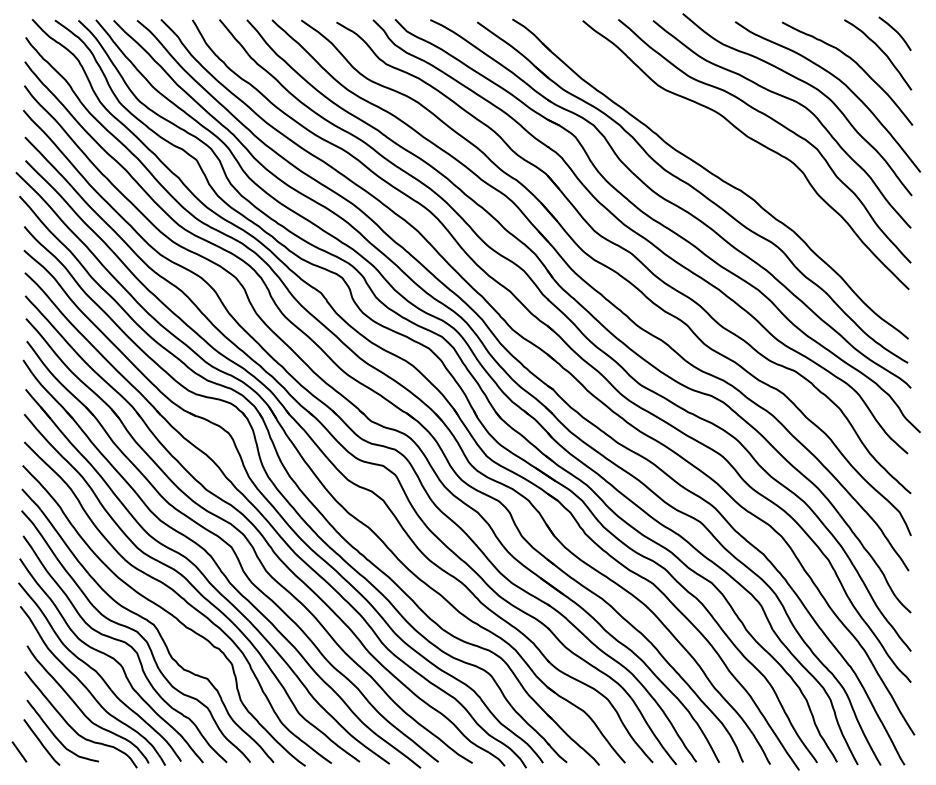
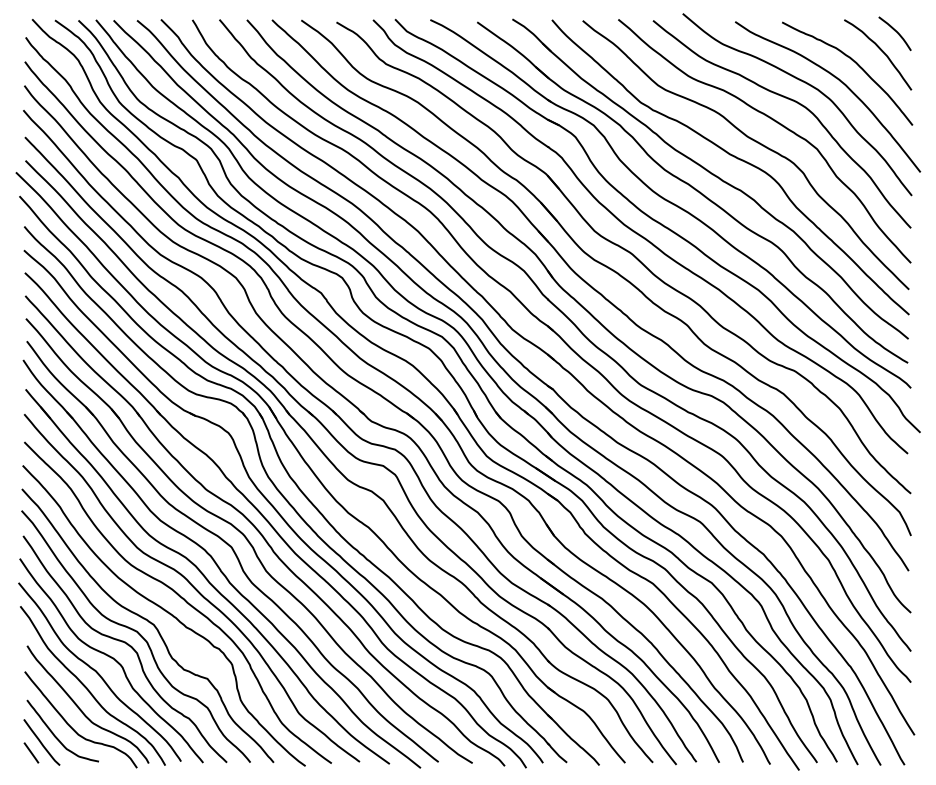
curve: none -> present (735, 158)
line position: (19, 751) -> (31, 752) (31, 752)
